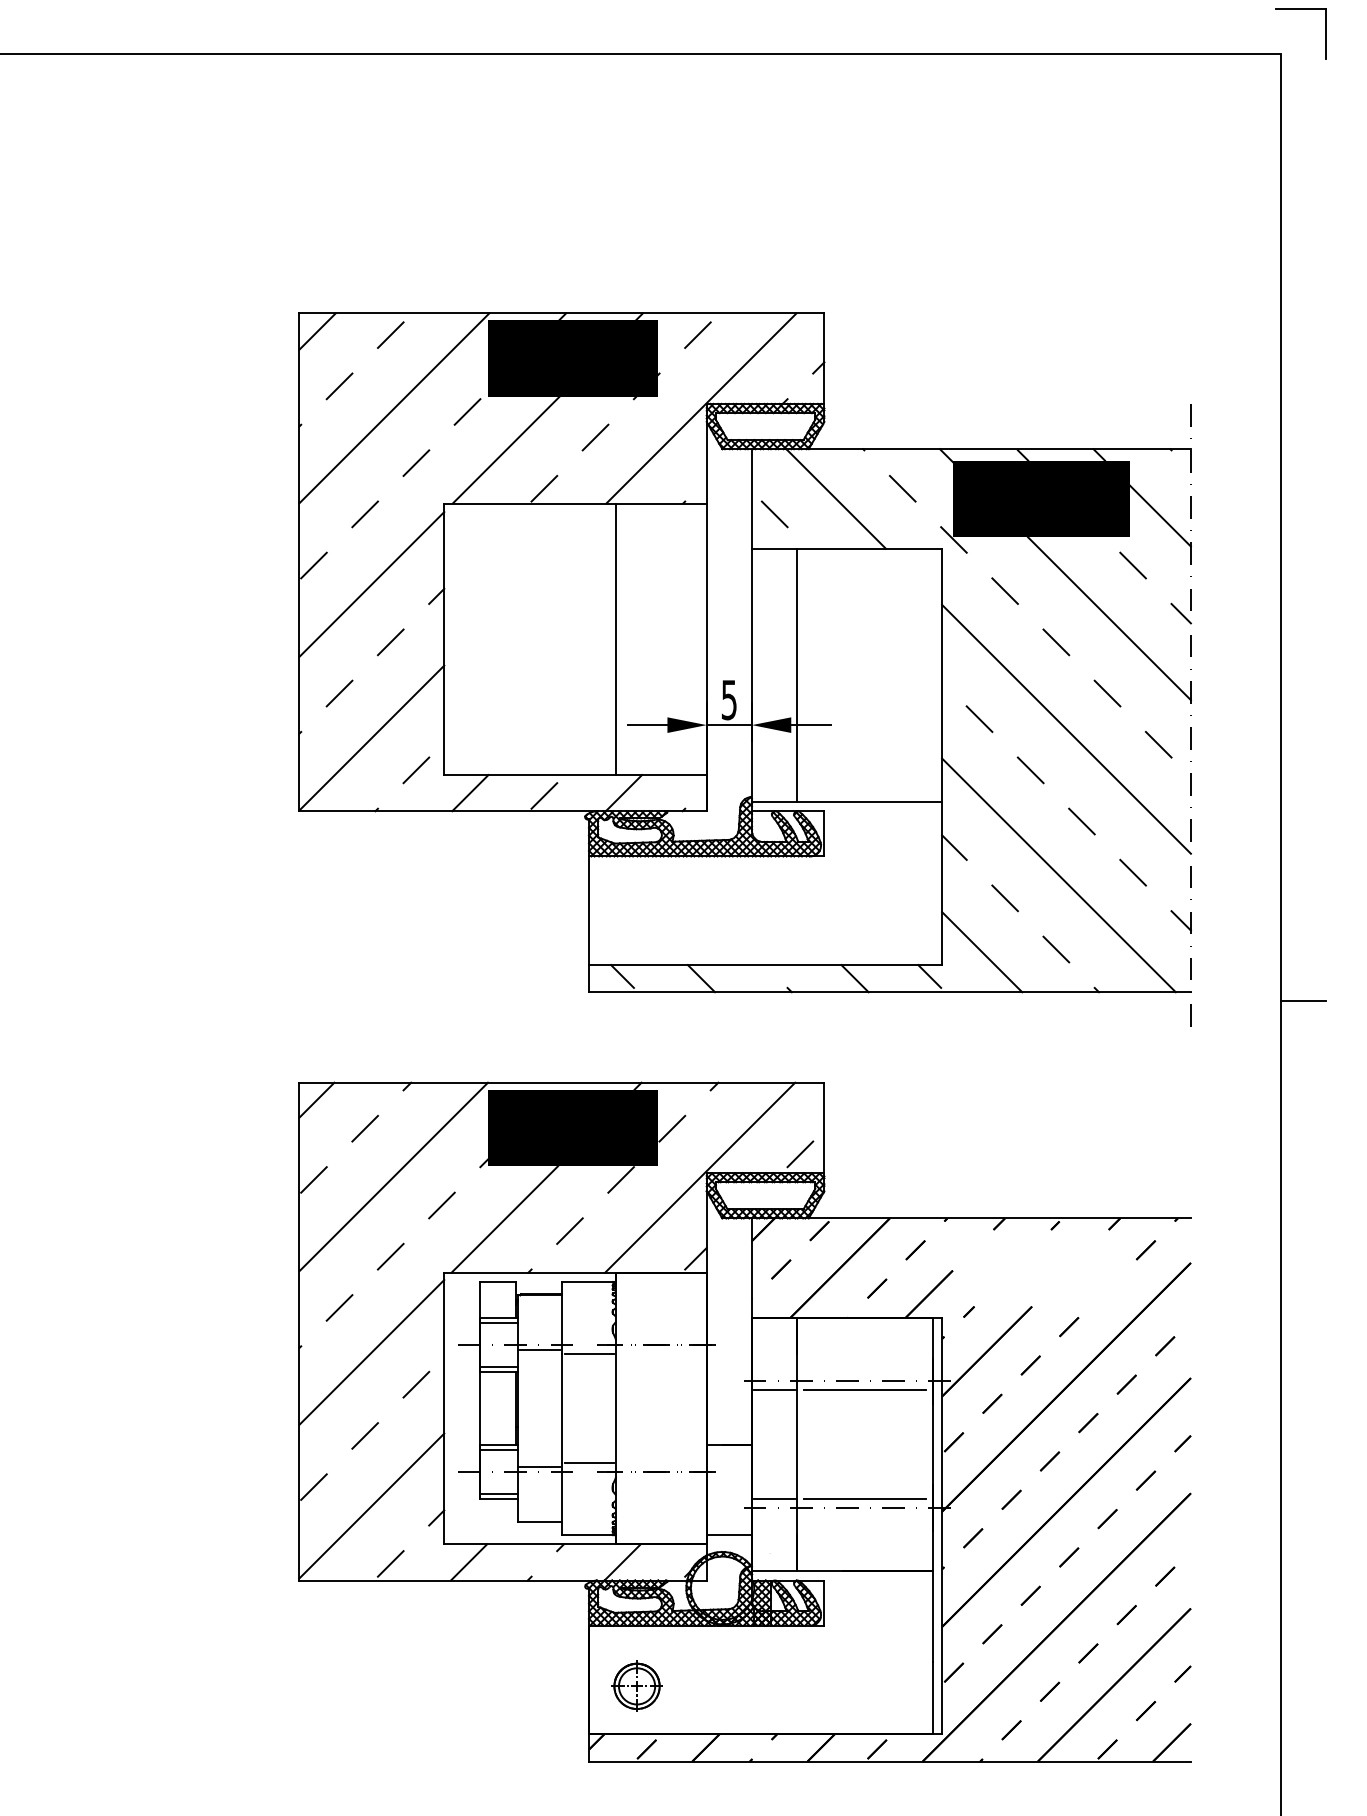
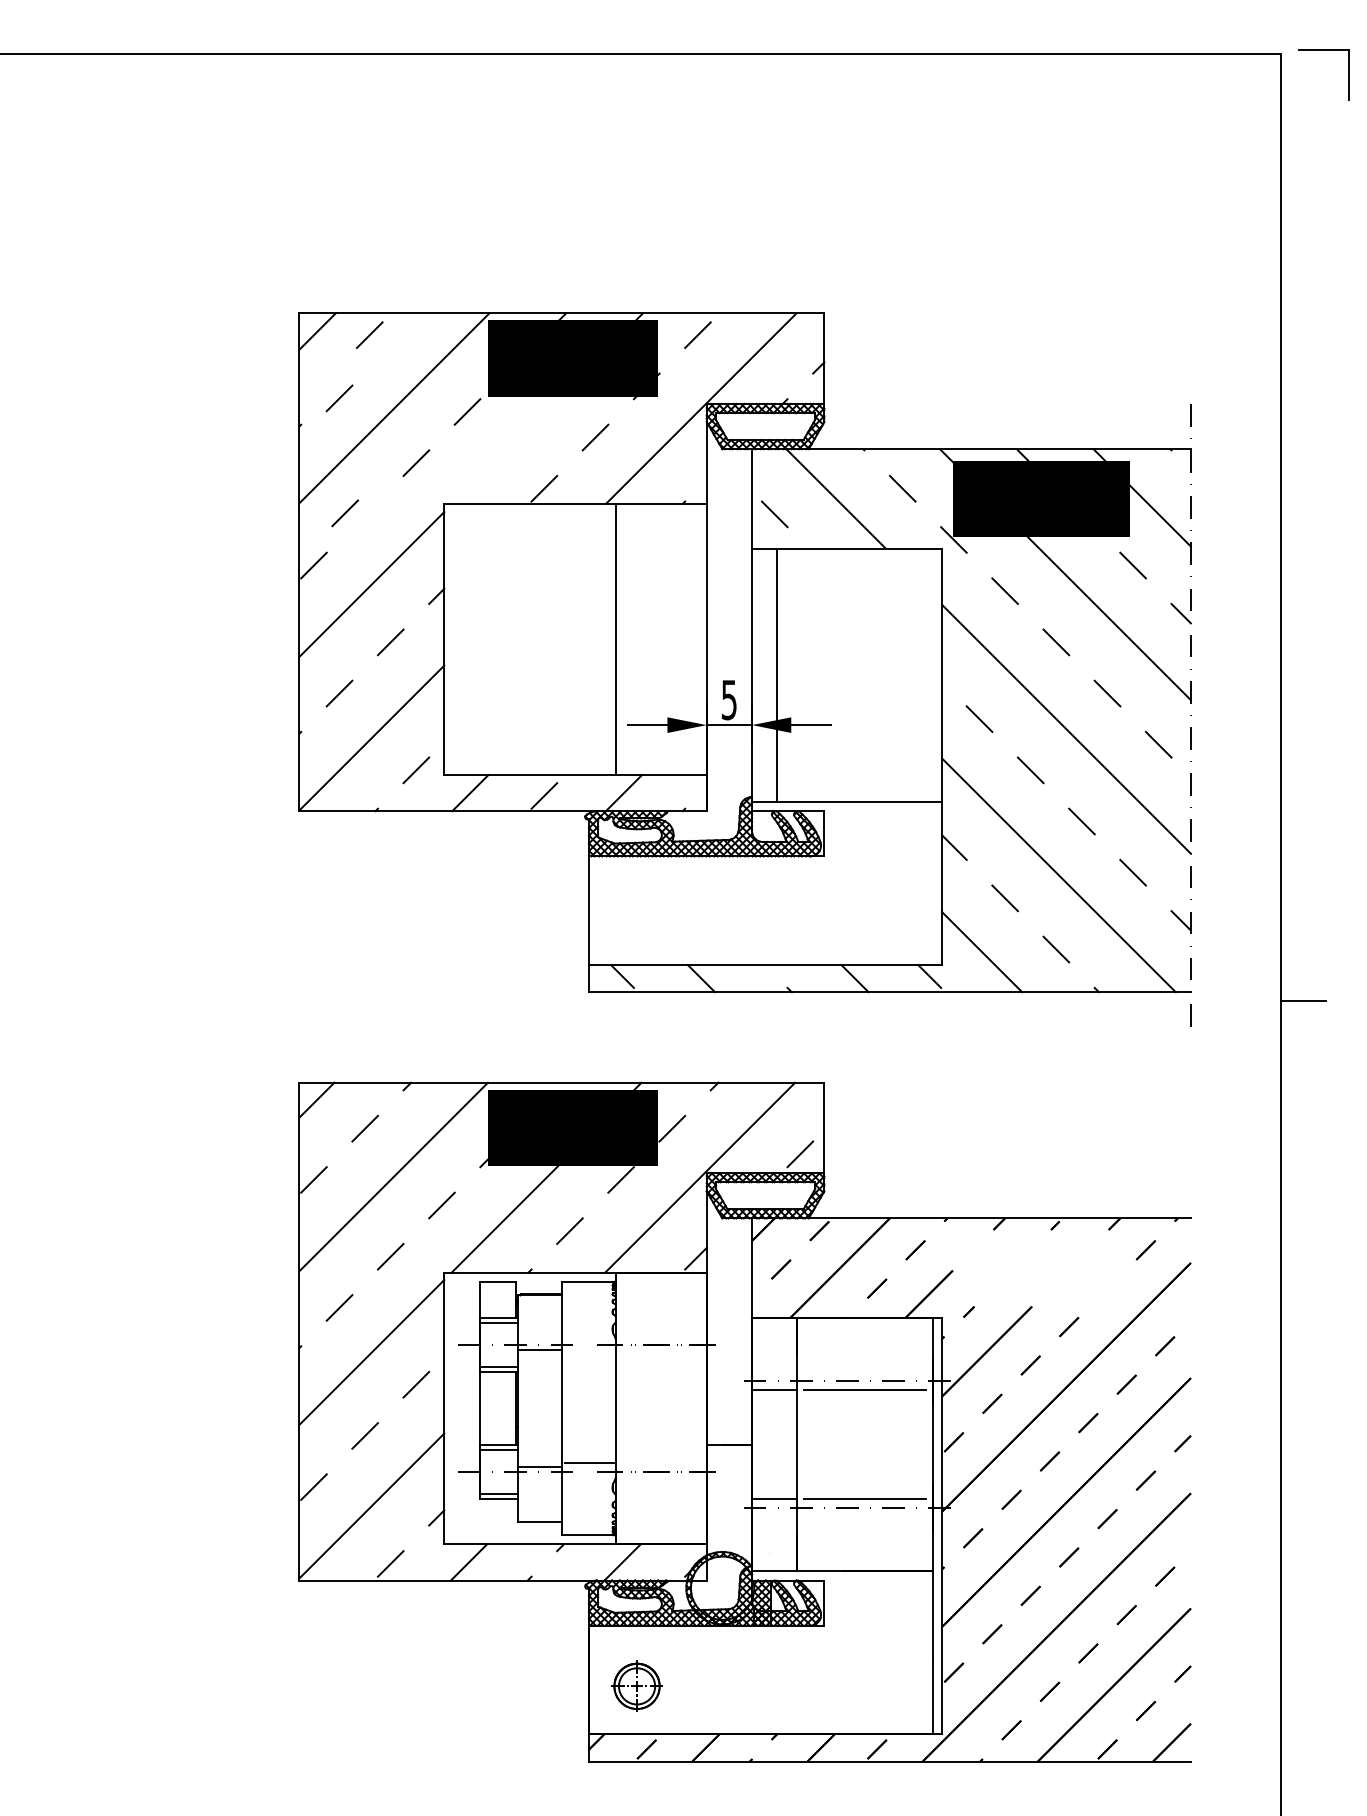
part position: (1300, 9) -> (1323, 50) (1323, 50)
line position: (390, 334) -> (369, 334) (369, 334)
line position: (339, 386) -> (339, 398) (339, 398)
line: present -> none (505, 450)
line position: (364, 514) -> (344, 513) (344, 513)
line position: (797, 675) -> (777, 675) (777, 675)
line: present -> none (588, 1354)
line: present -> none (729, 1535)
